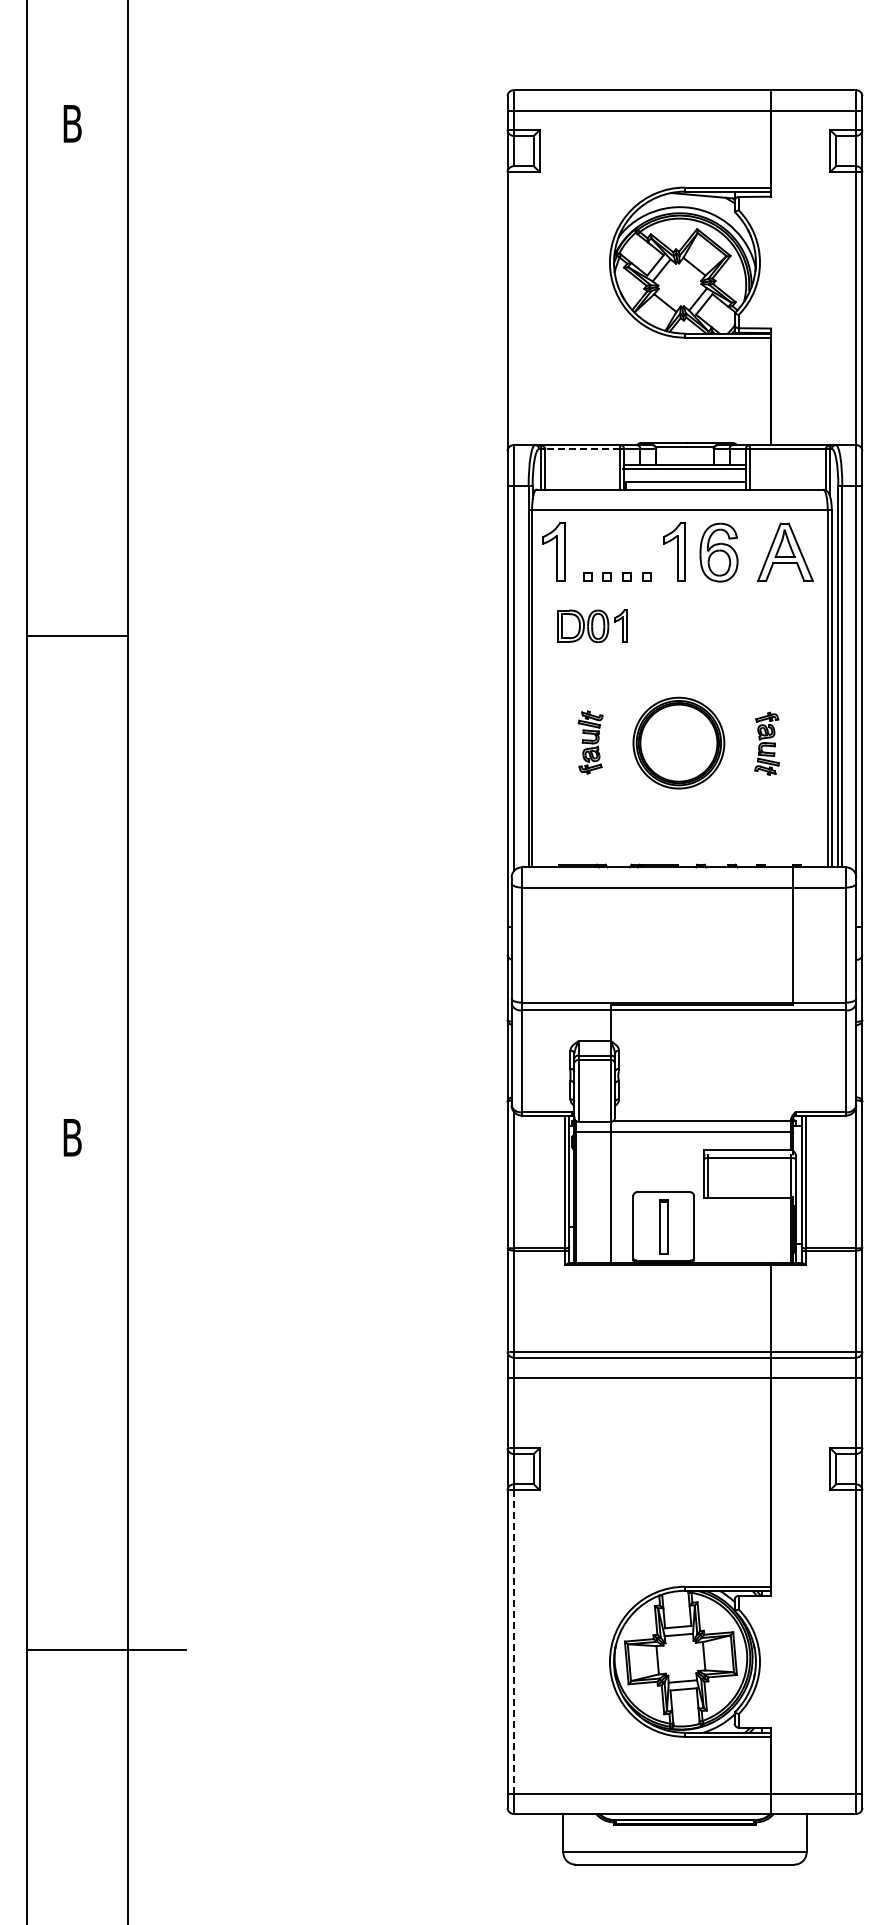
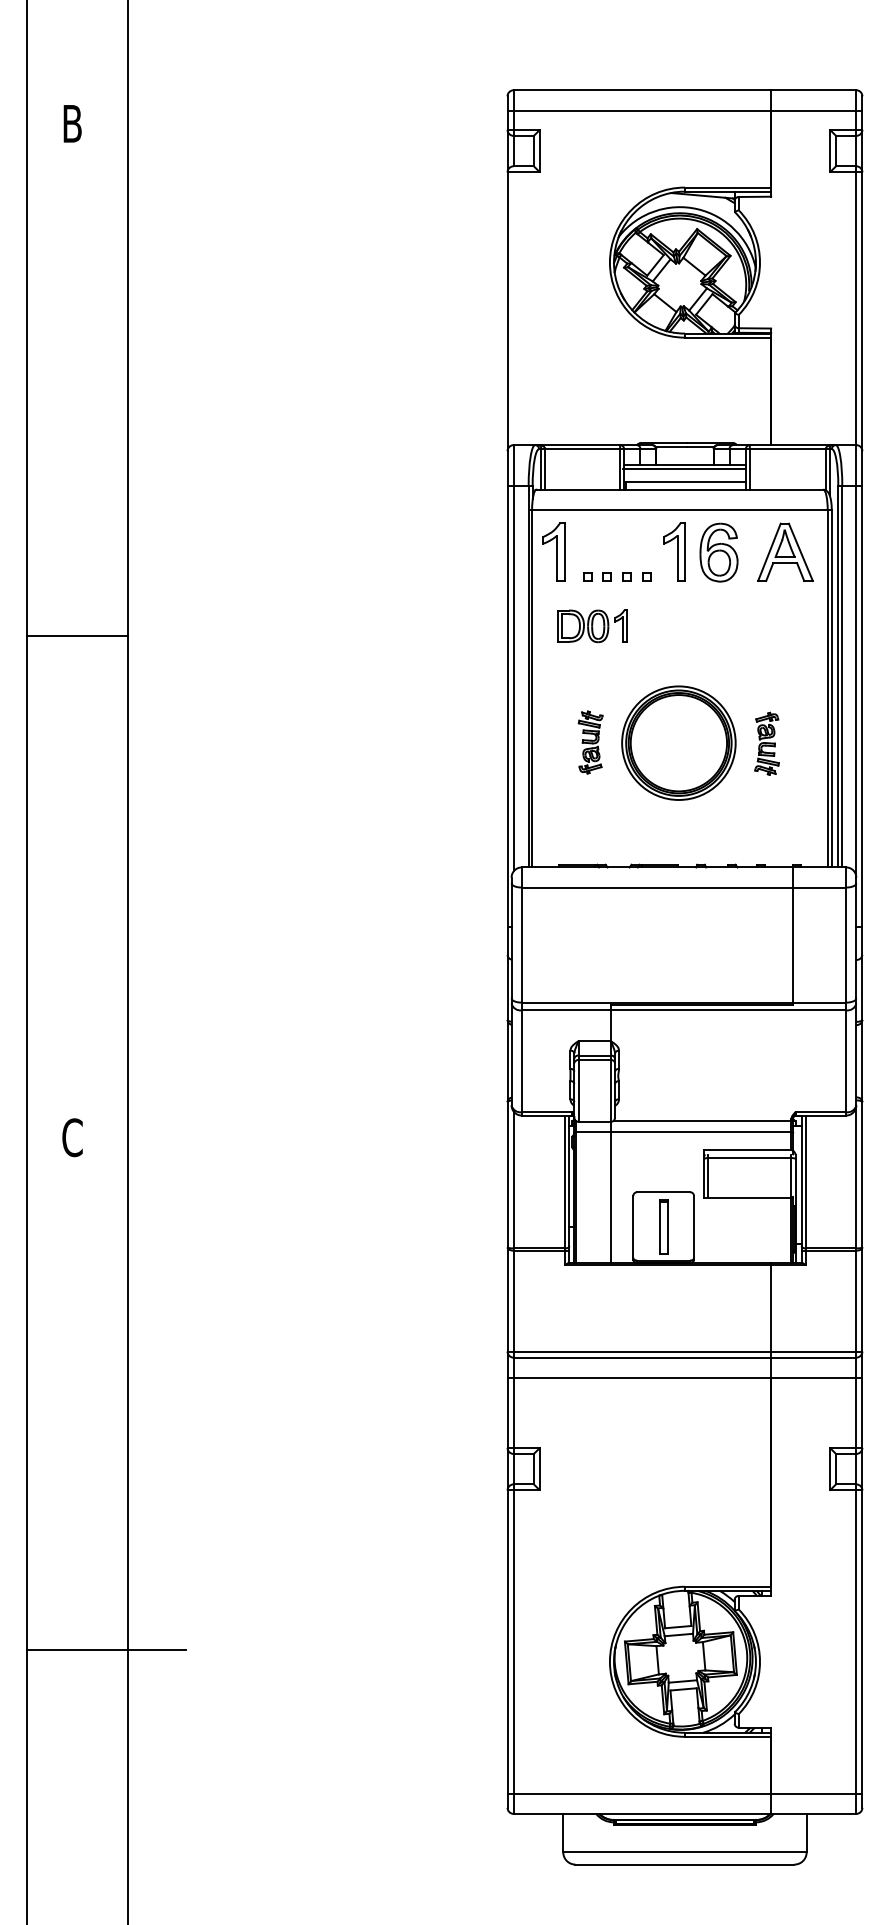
line: dashed -> solid (582, 449)
part size: 94x94 px -> 116x116 px (678, 742)
text: B -> C (72, 1137)
line: dashed -> solid (513, 1642)
